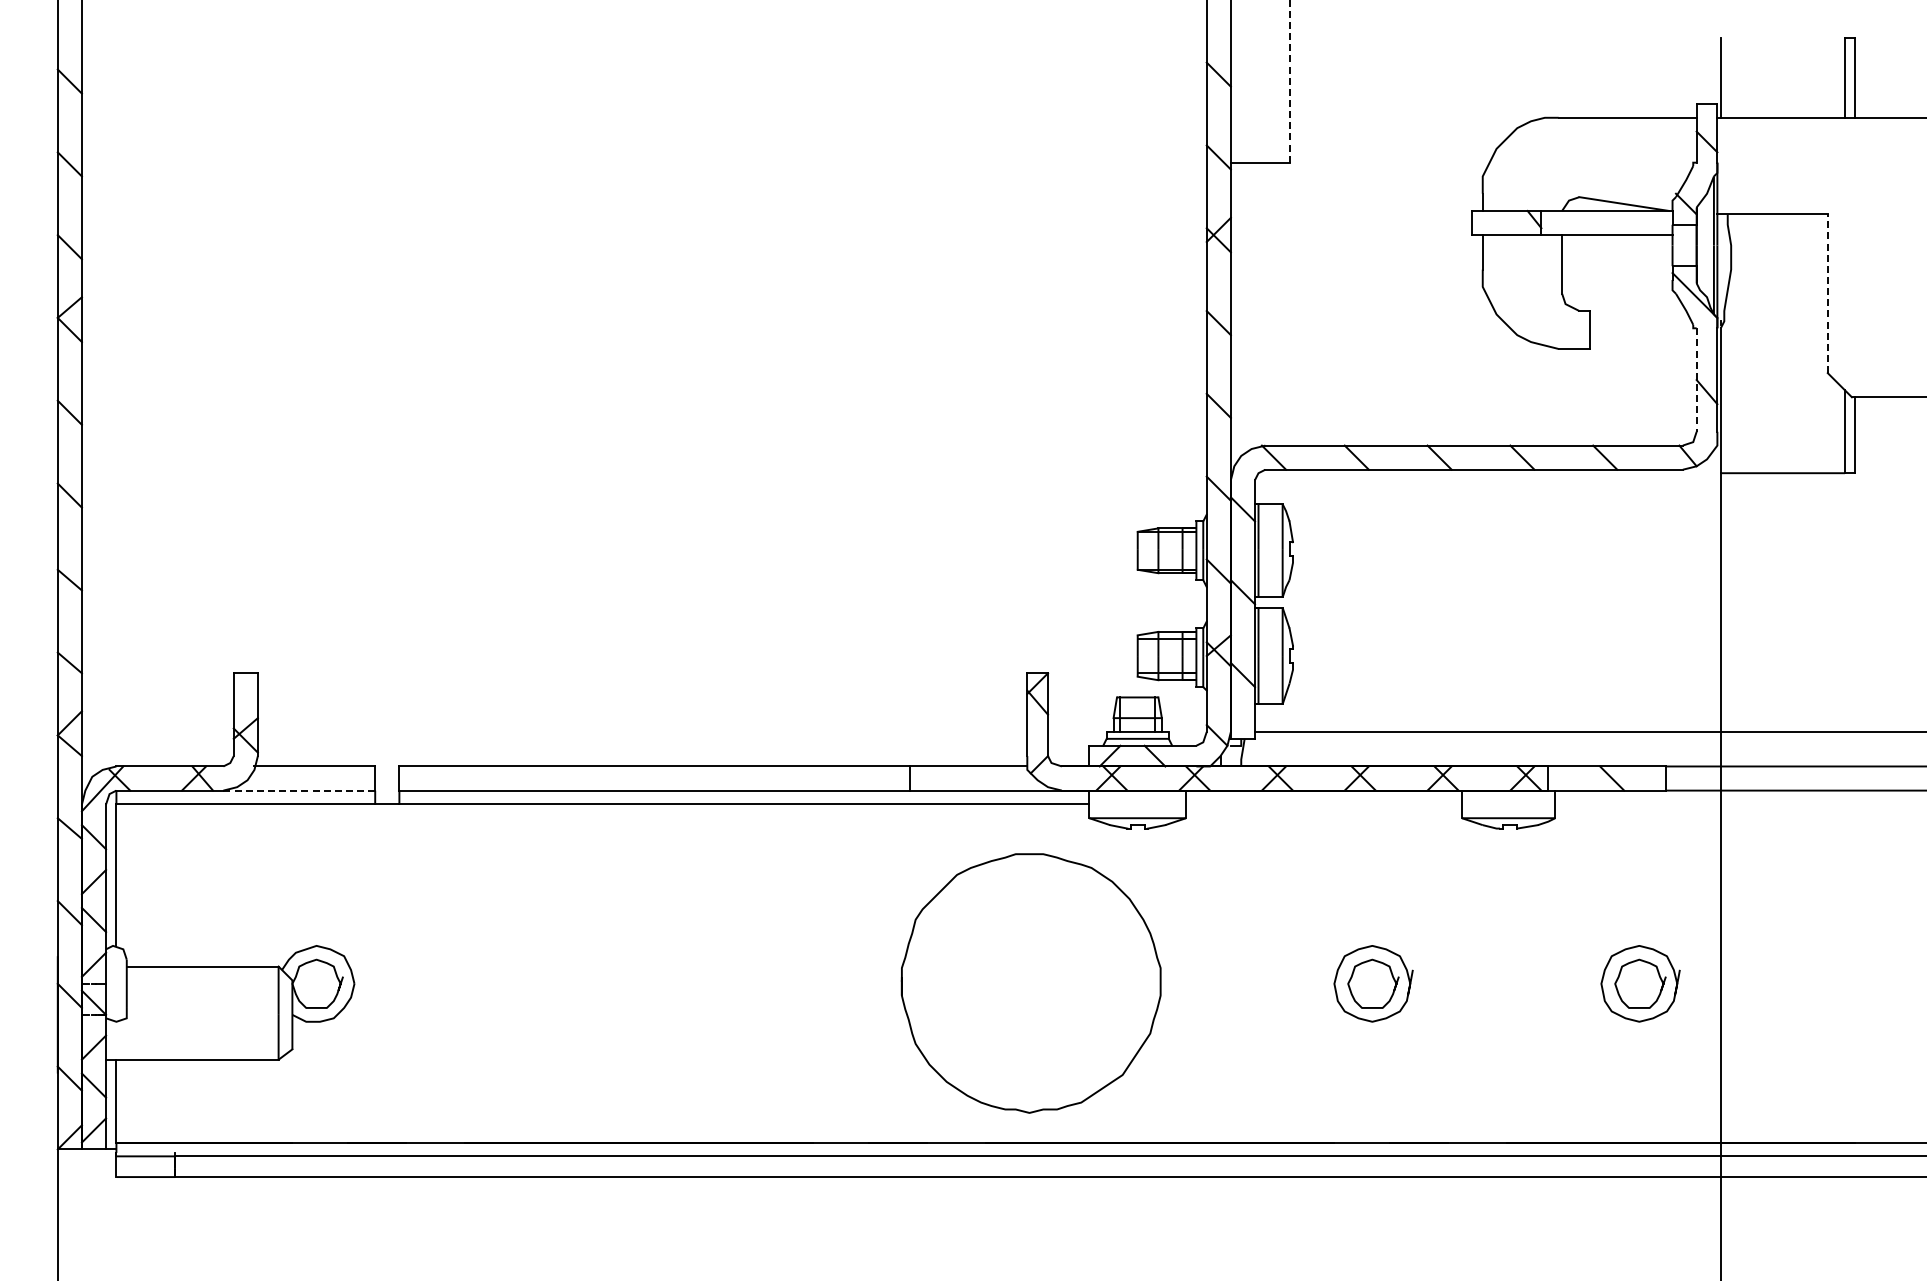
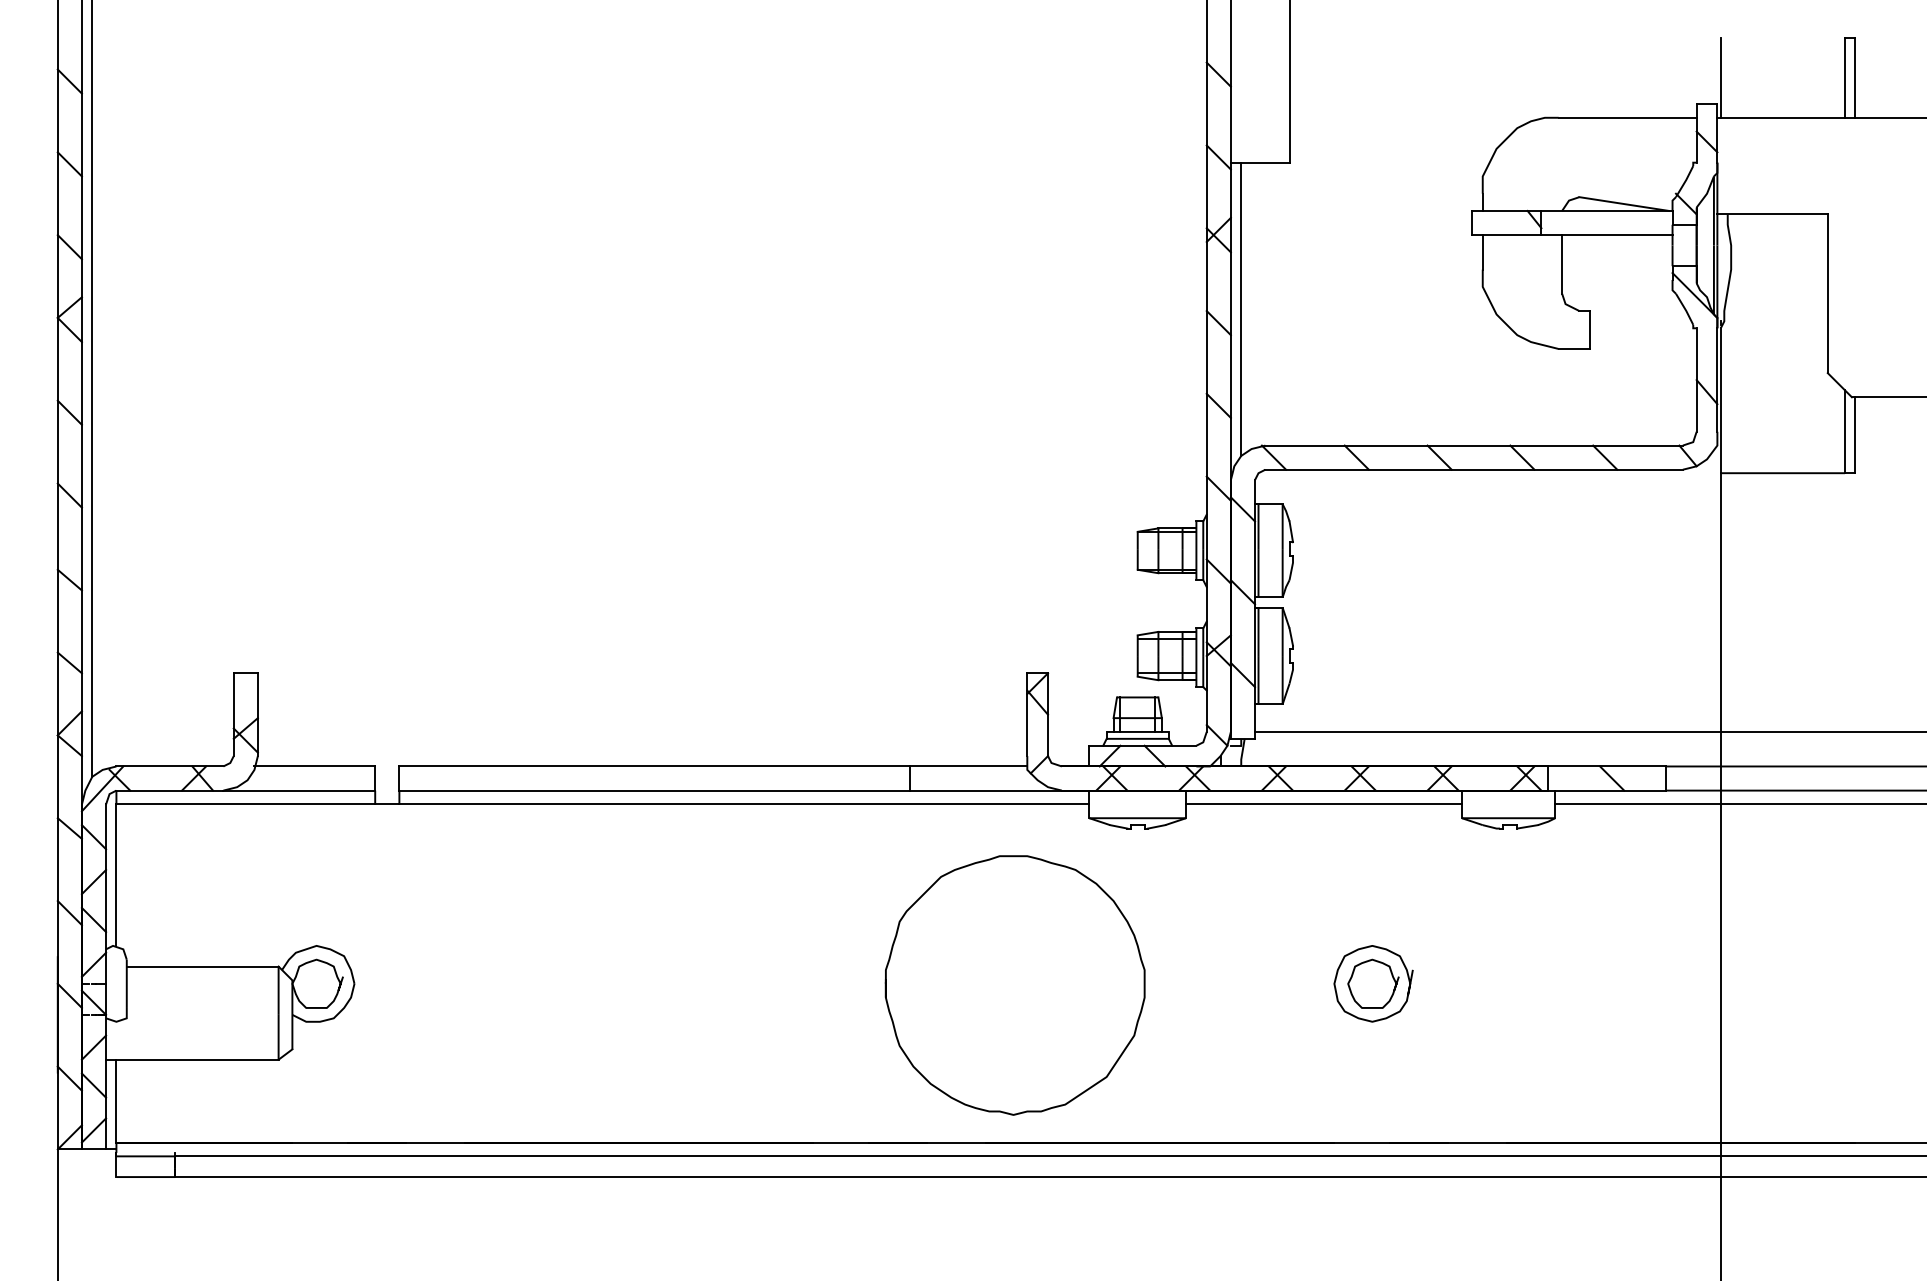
line: dashed -> solid (1289, 81)
line: dashed -> solid (1827, 293)
line: none -> present (1241, 308)
line: dashed -> solid (1696, 380)
line: none -> present (92, 389)
line: dashed -> solid (299, 790)
line: none -> present (1324, 804)
line: none -> present (1739, 804)
part: present -> none (1640, 983)
curve position: (1042, 1108) -> (1026, 1110) (1026, 1110)
